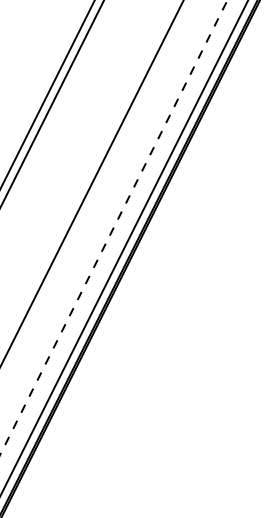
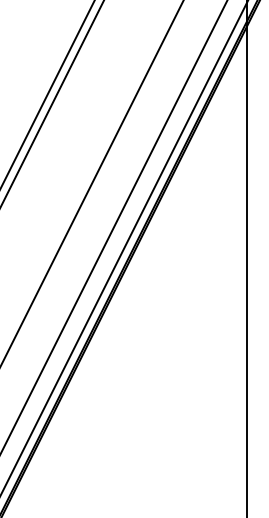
line: dashed -> solid (113, 227)
line: none -> present (246, 258)
